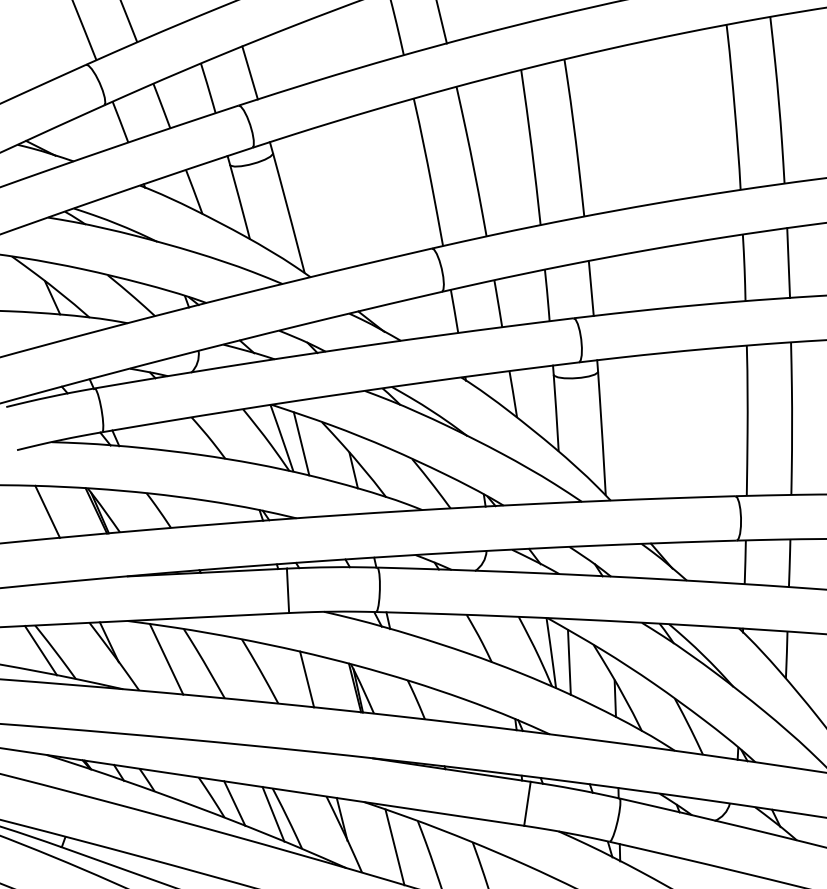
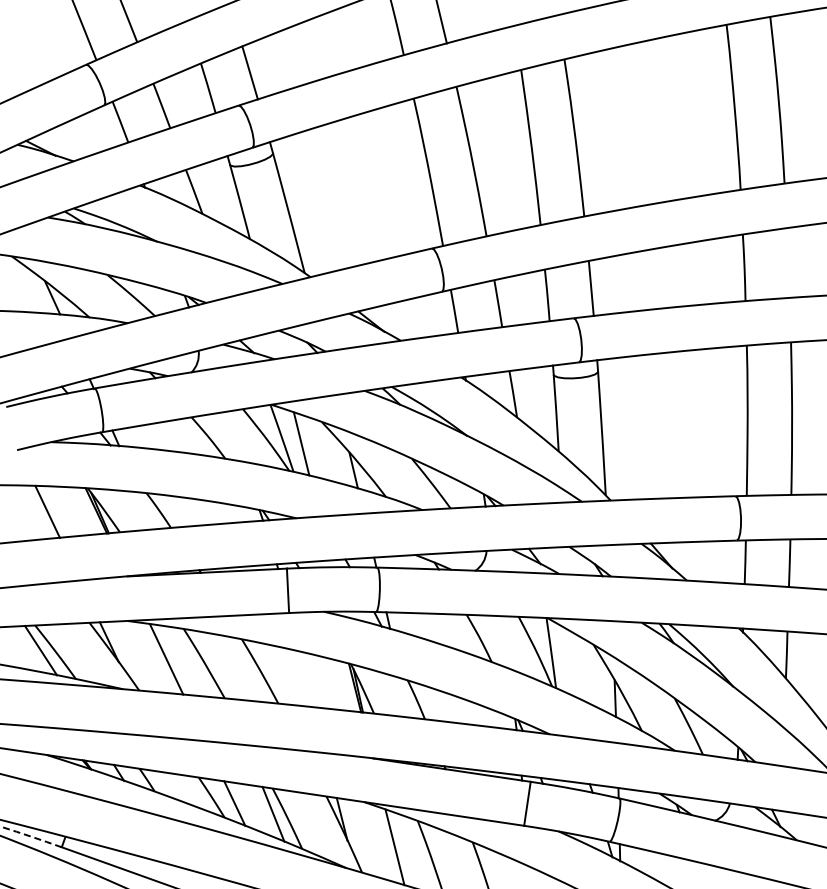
line: present -> none (788, 263)
line: present -> none (569, 662)
line: present -> none (307, 679)
arc: solid -> dashed (30, 836)
